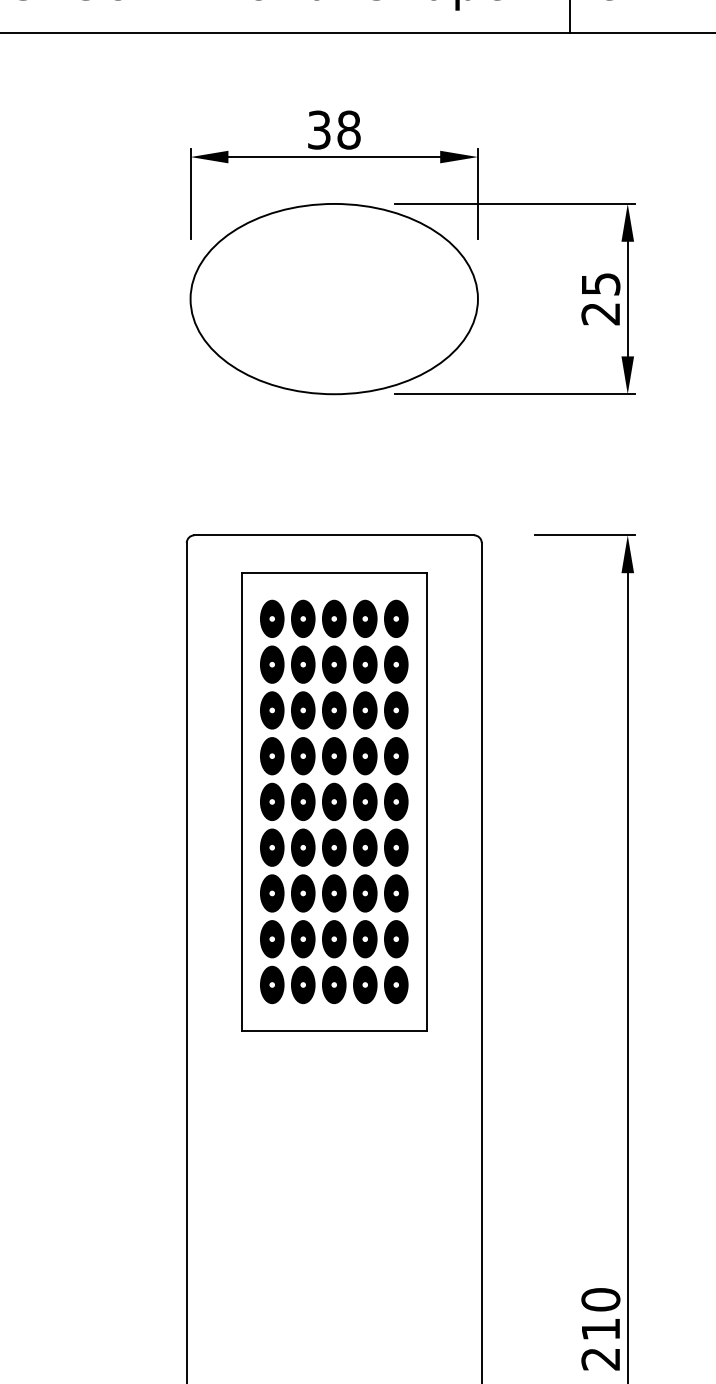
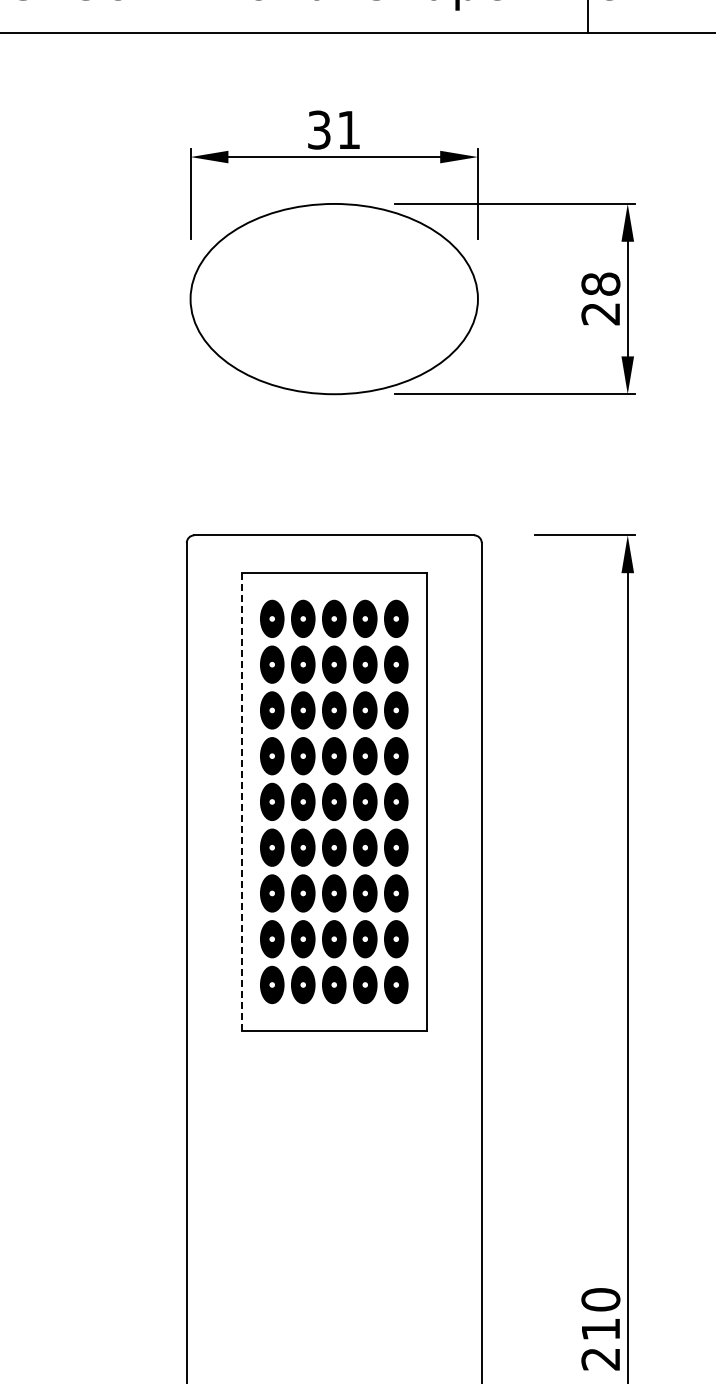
line position: (570, 17) -> (588, 17) (588, 17)
text: 38 -> 31 (348, 129)
text: 25 -> 28 (600, 283)
line: solid -> dashed (241, 801)
